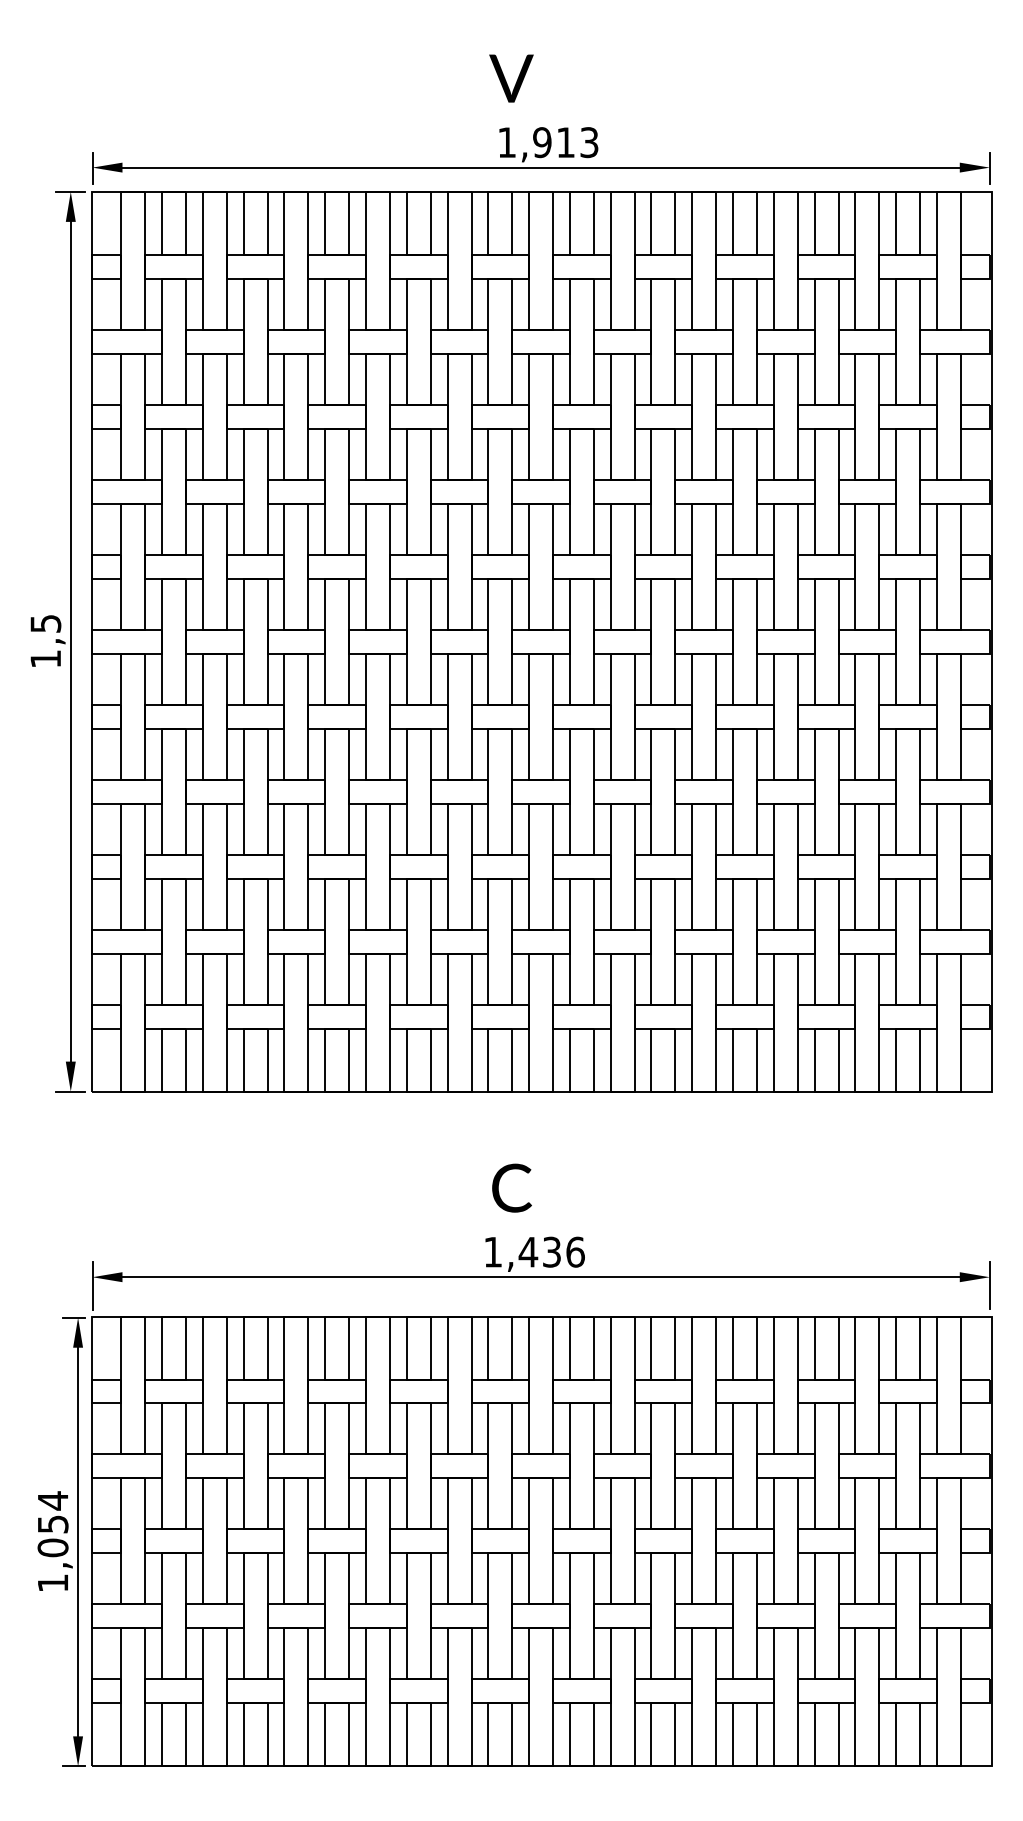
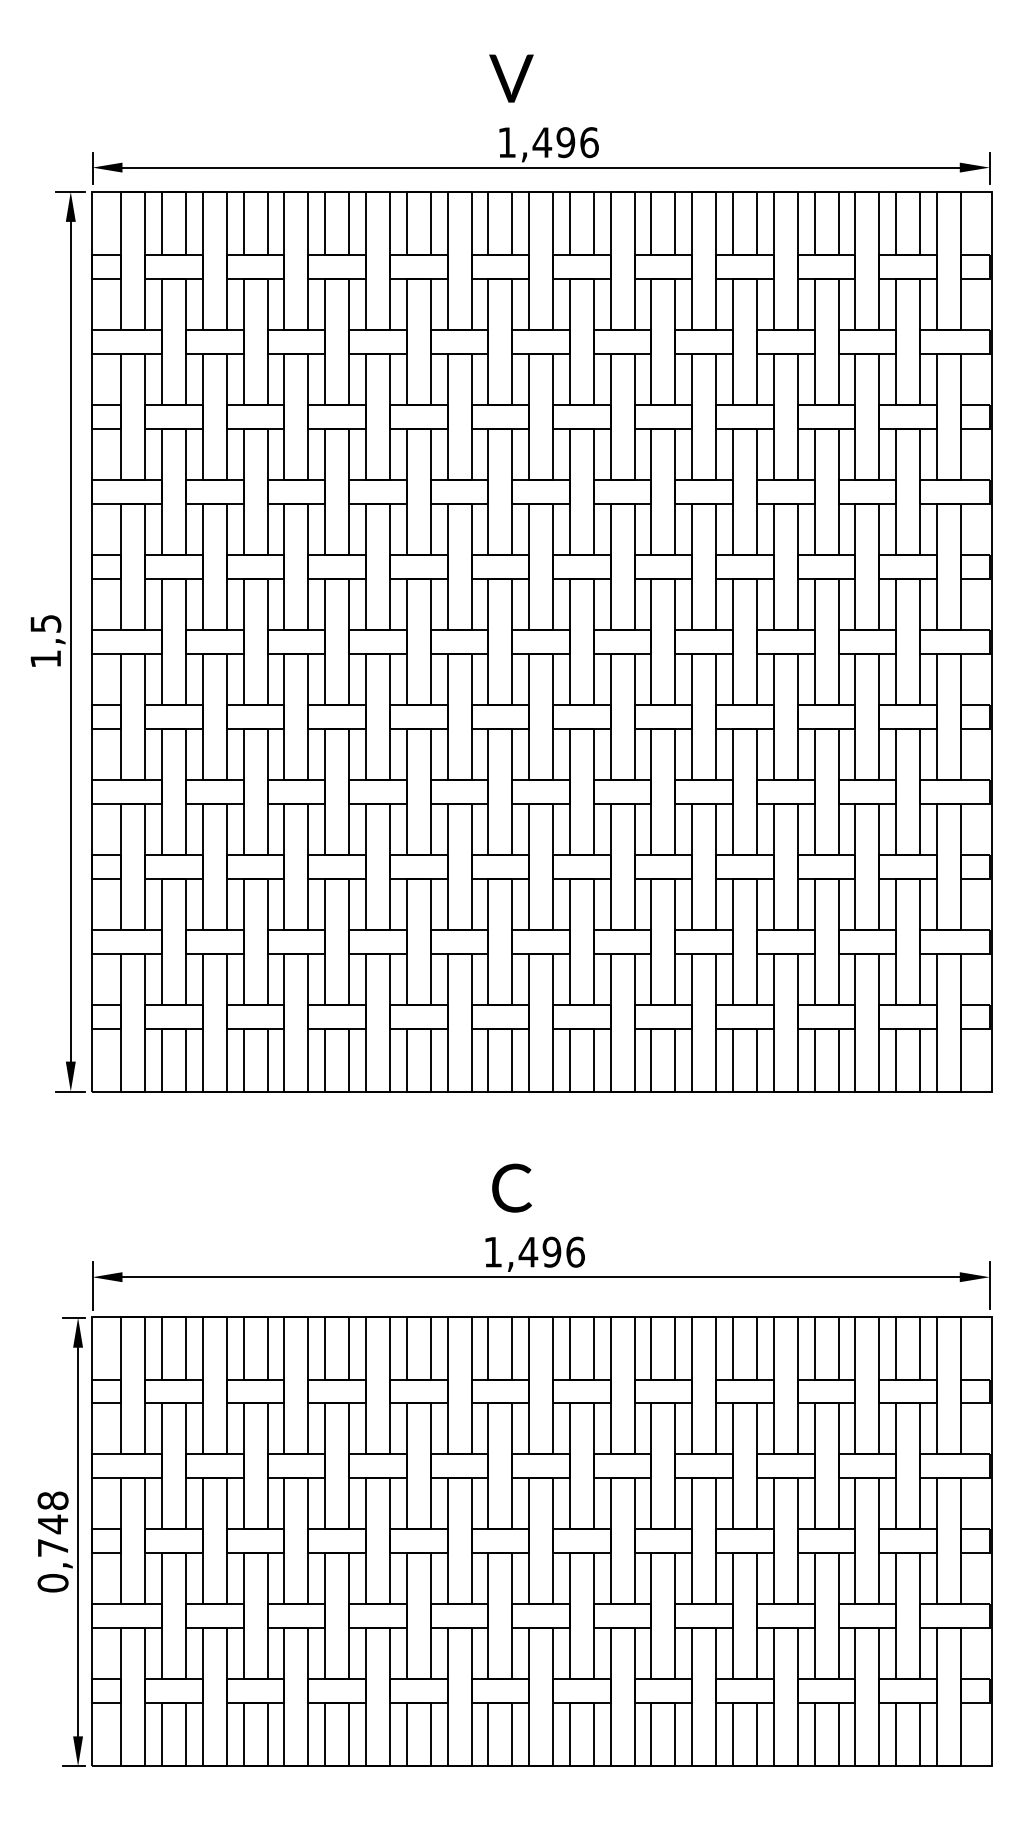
text: 1,913 -> 1,496 (565, 142)
text: 1,436 -> 1,496 (551, 1251)
text: 1,054 -> 0,748 (52, 1541)
